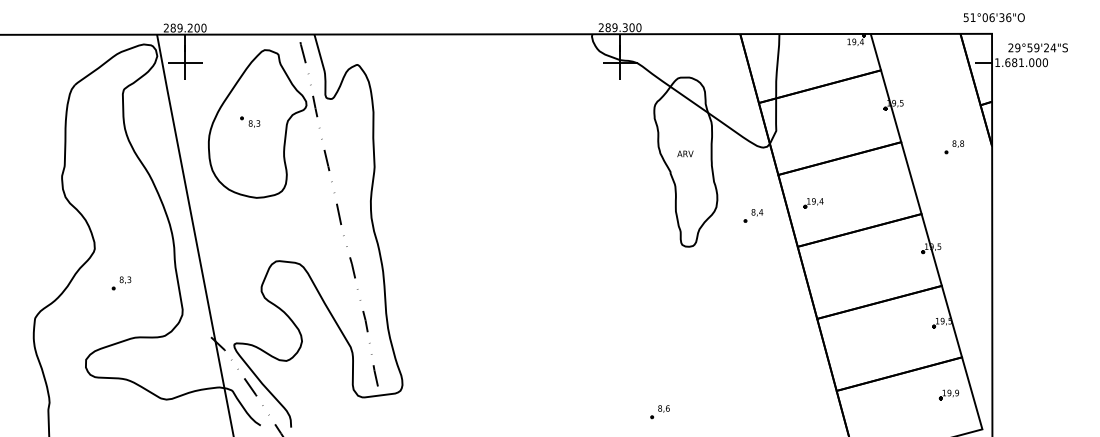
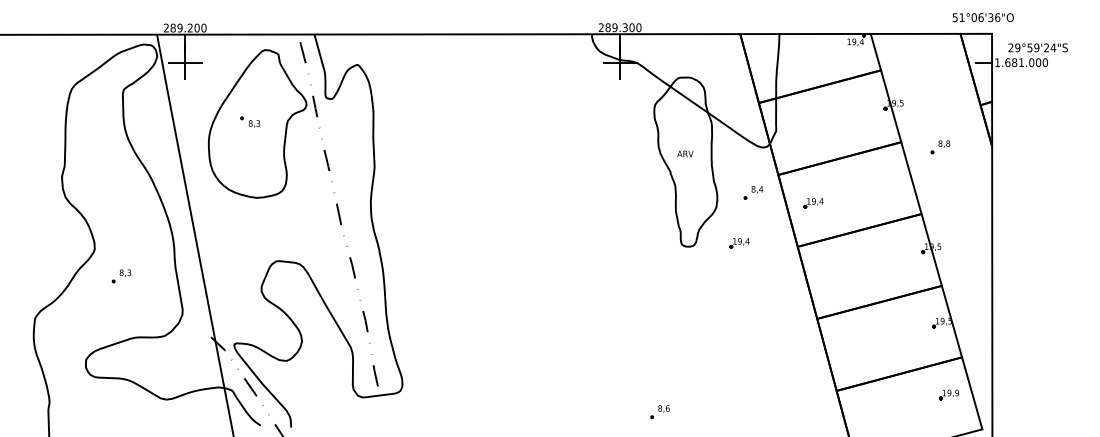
text position: (993, 17) -> (982, 17) (982, 17)
part position: (954, 147) -> (940, 147) (940, 147)
part position: (753, 215) -> (753, 192) (753, 192)
part: none -> present (739, 243)
part position: (121, 283) -> (121, 276) (121, 276)
